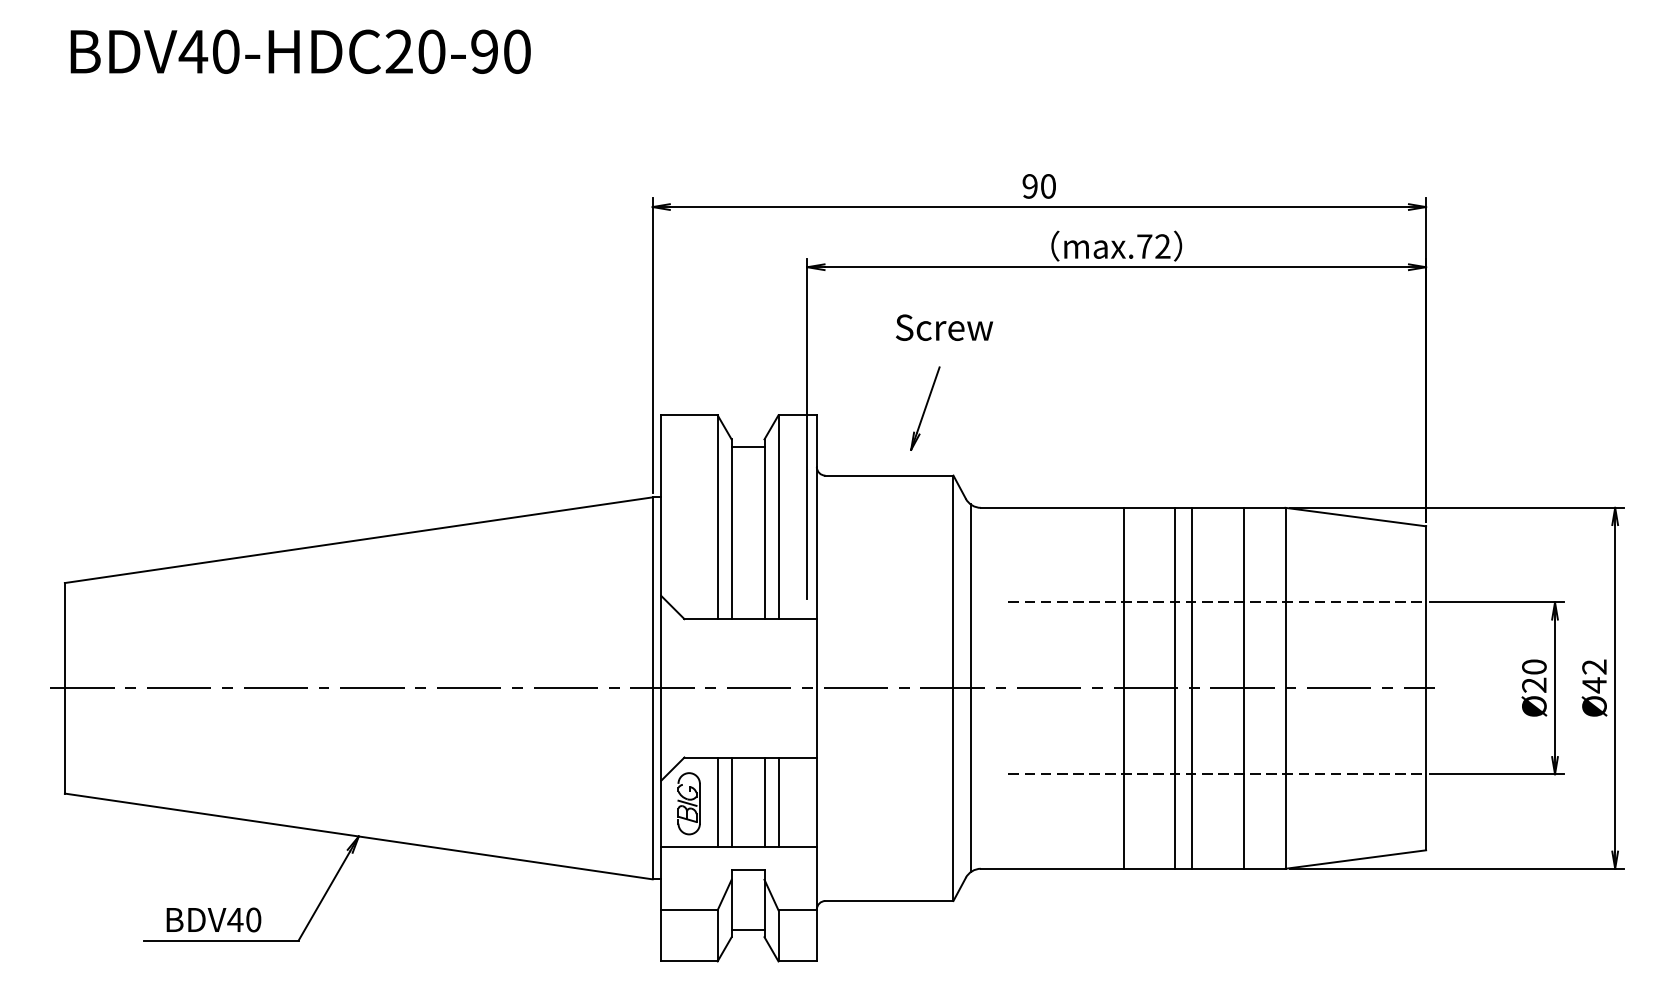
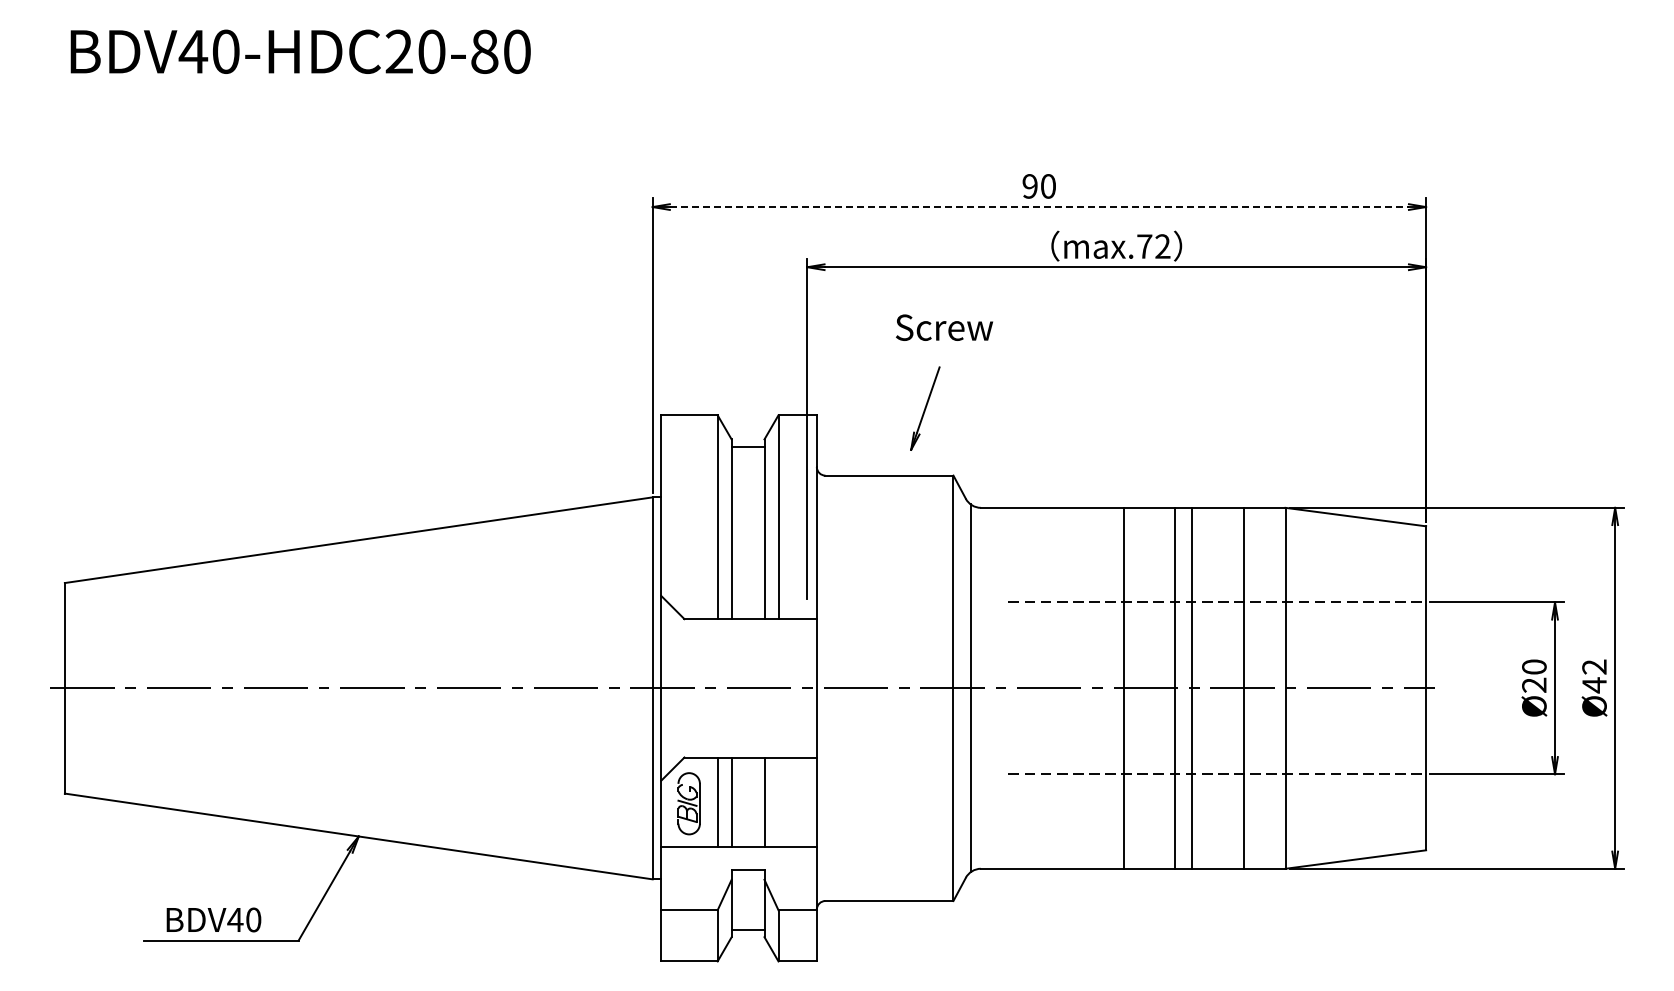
text: BDV40-HDC20-90 -> BDV40-HDC20-80 (484, 51)
line: solid -> dashed (1039, 207)
line: present -> none (778, 802)
